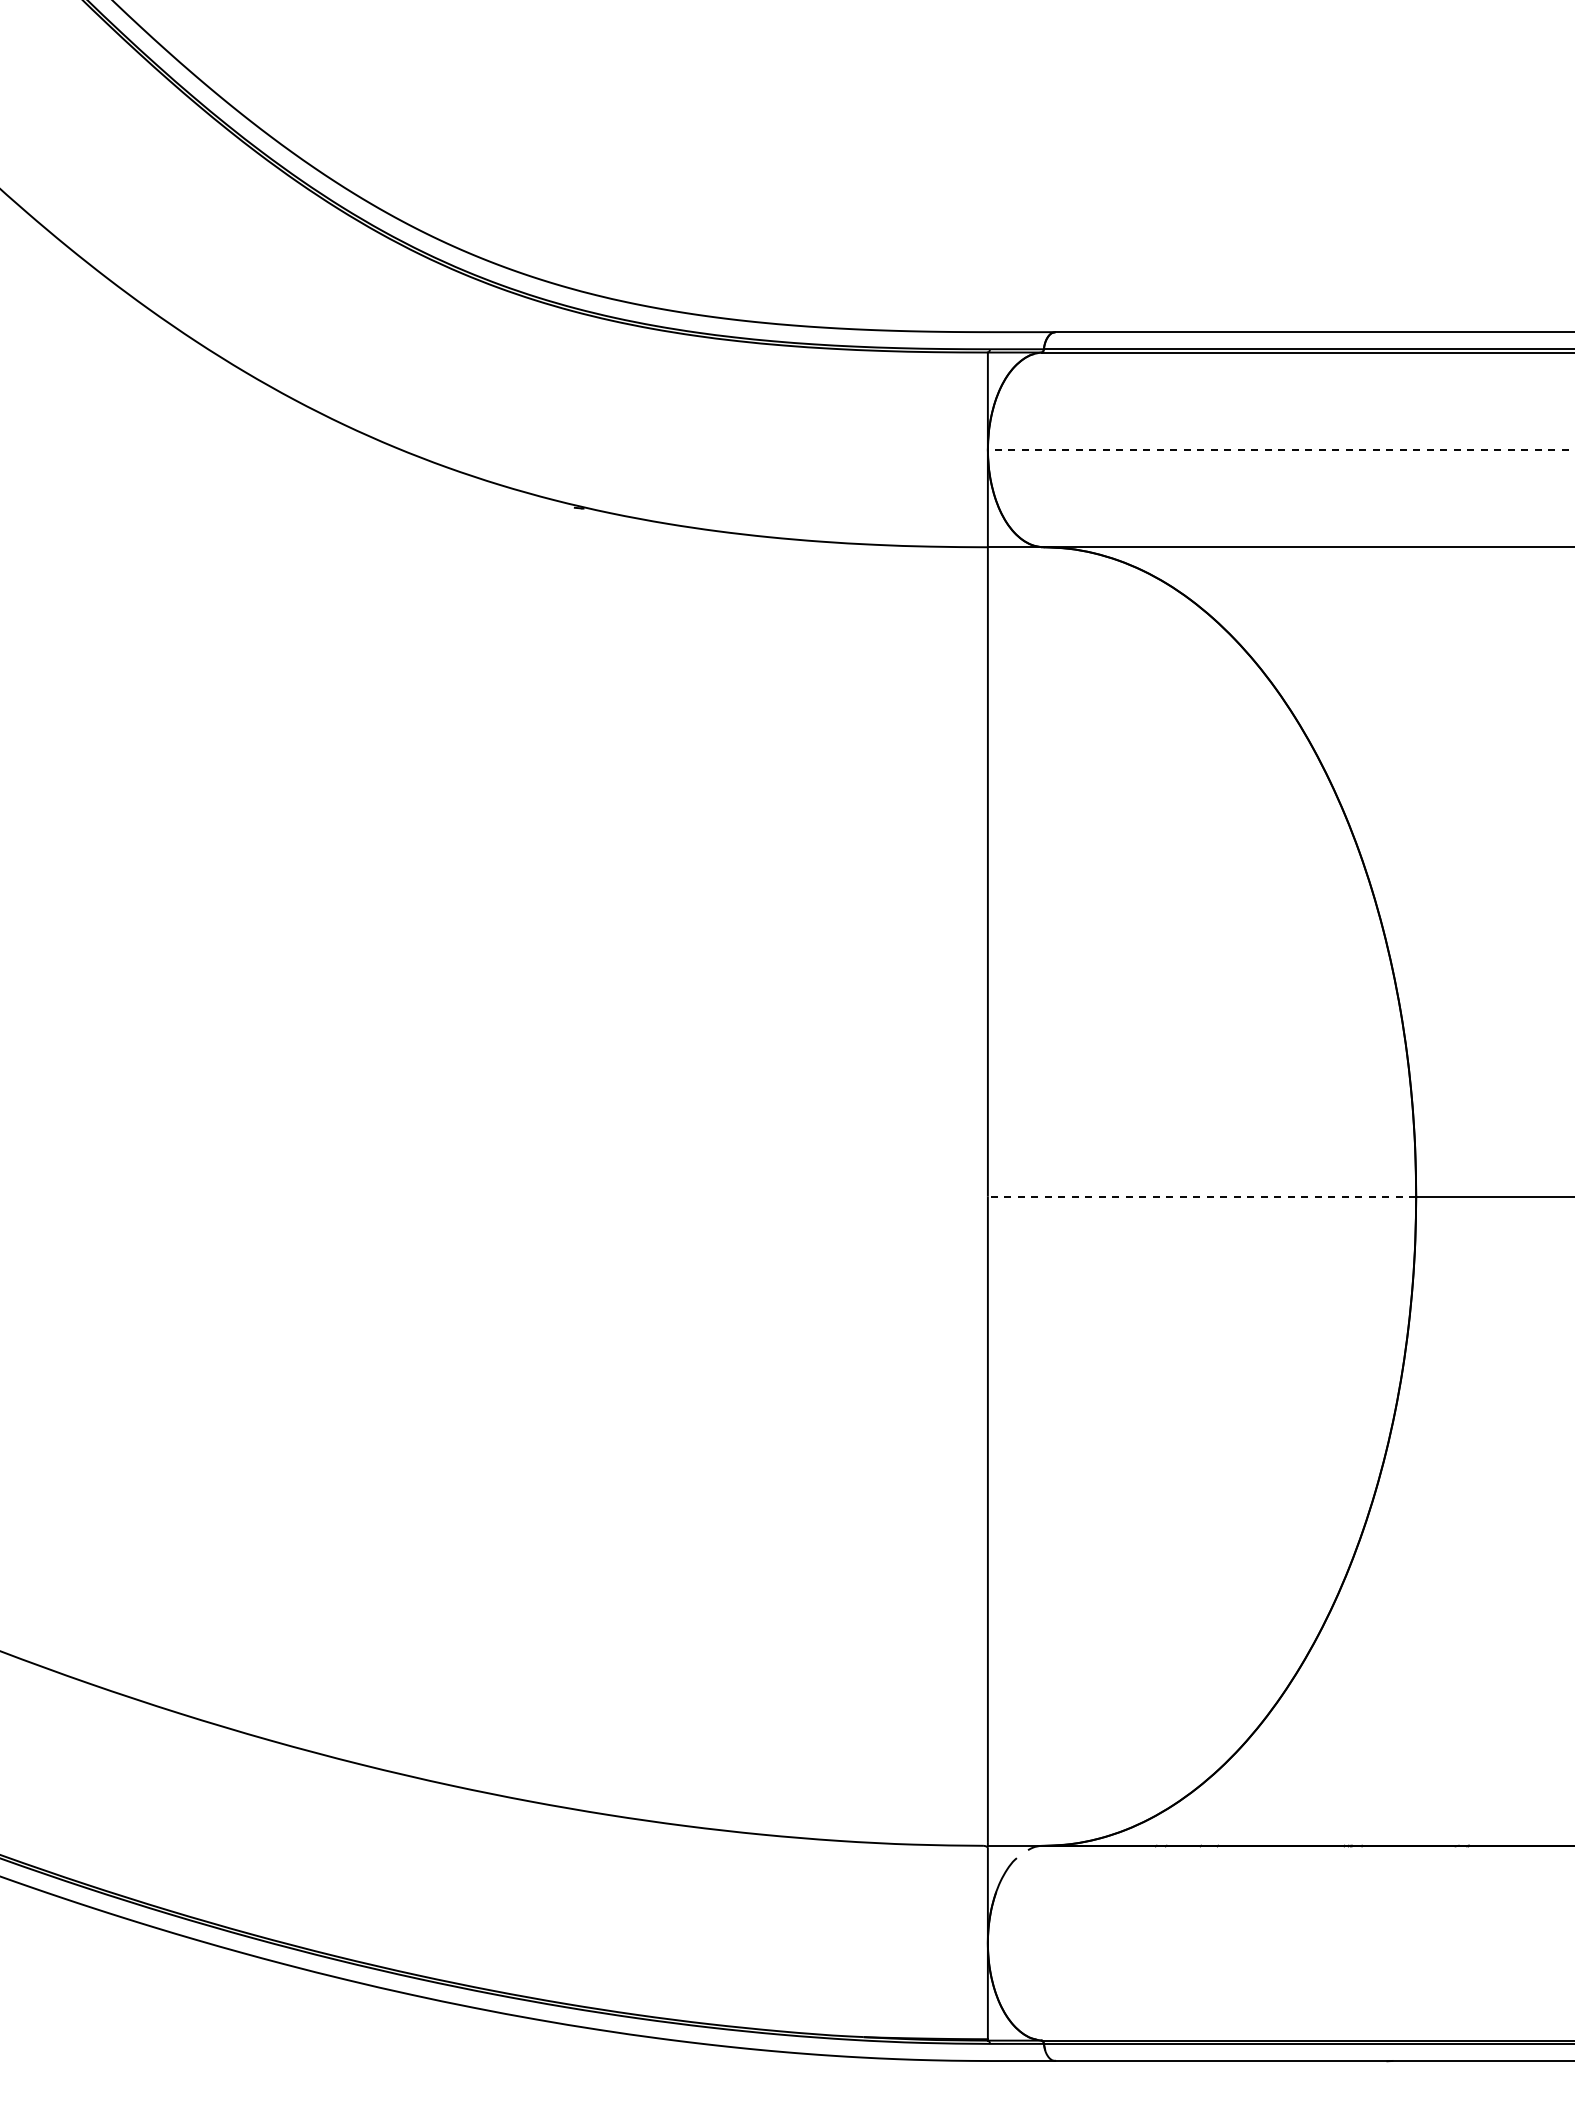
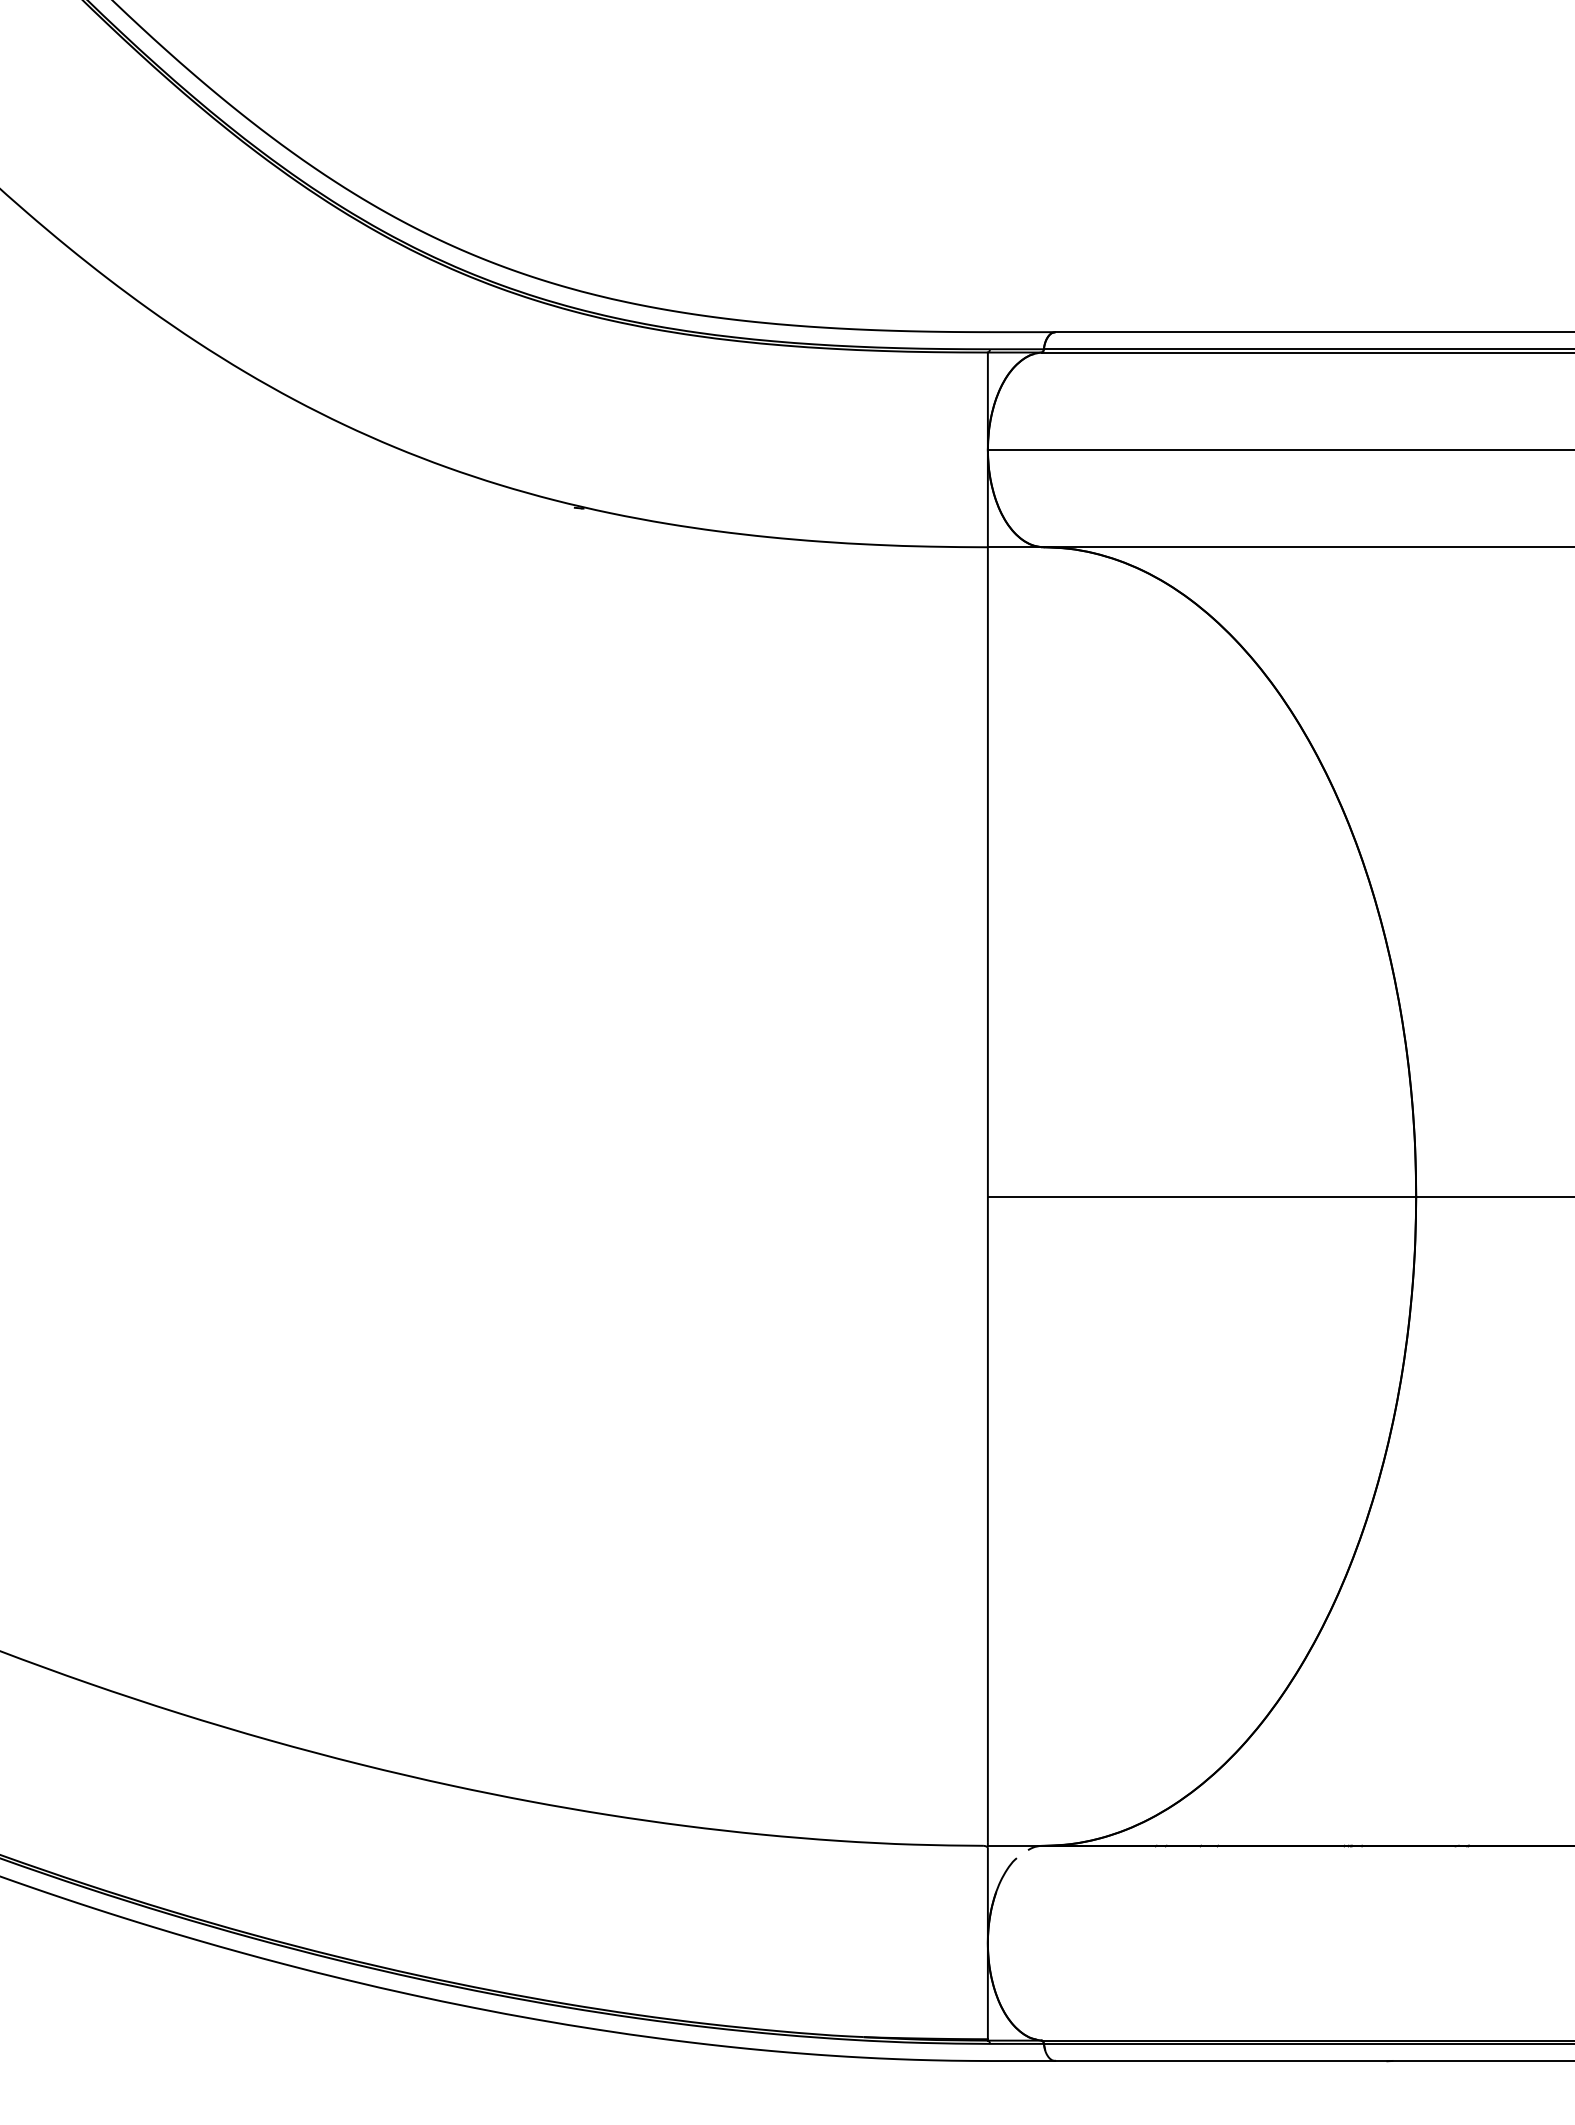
line: dashed -> solid (1280, 449)
line: dashed -> solid (1201, 1196)
